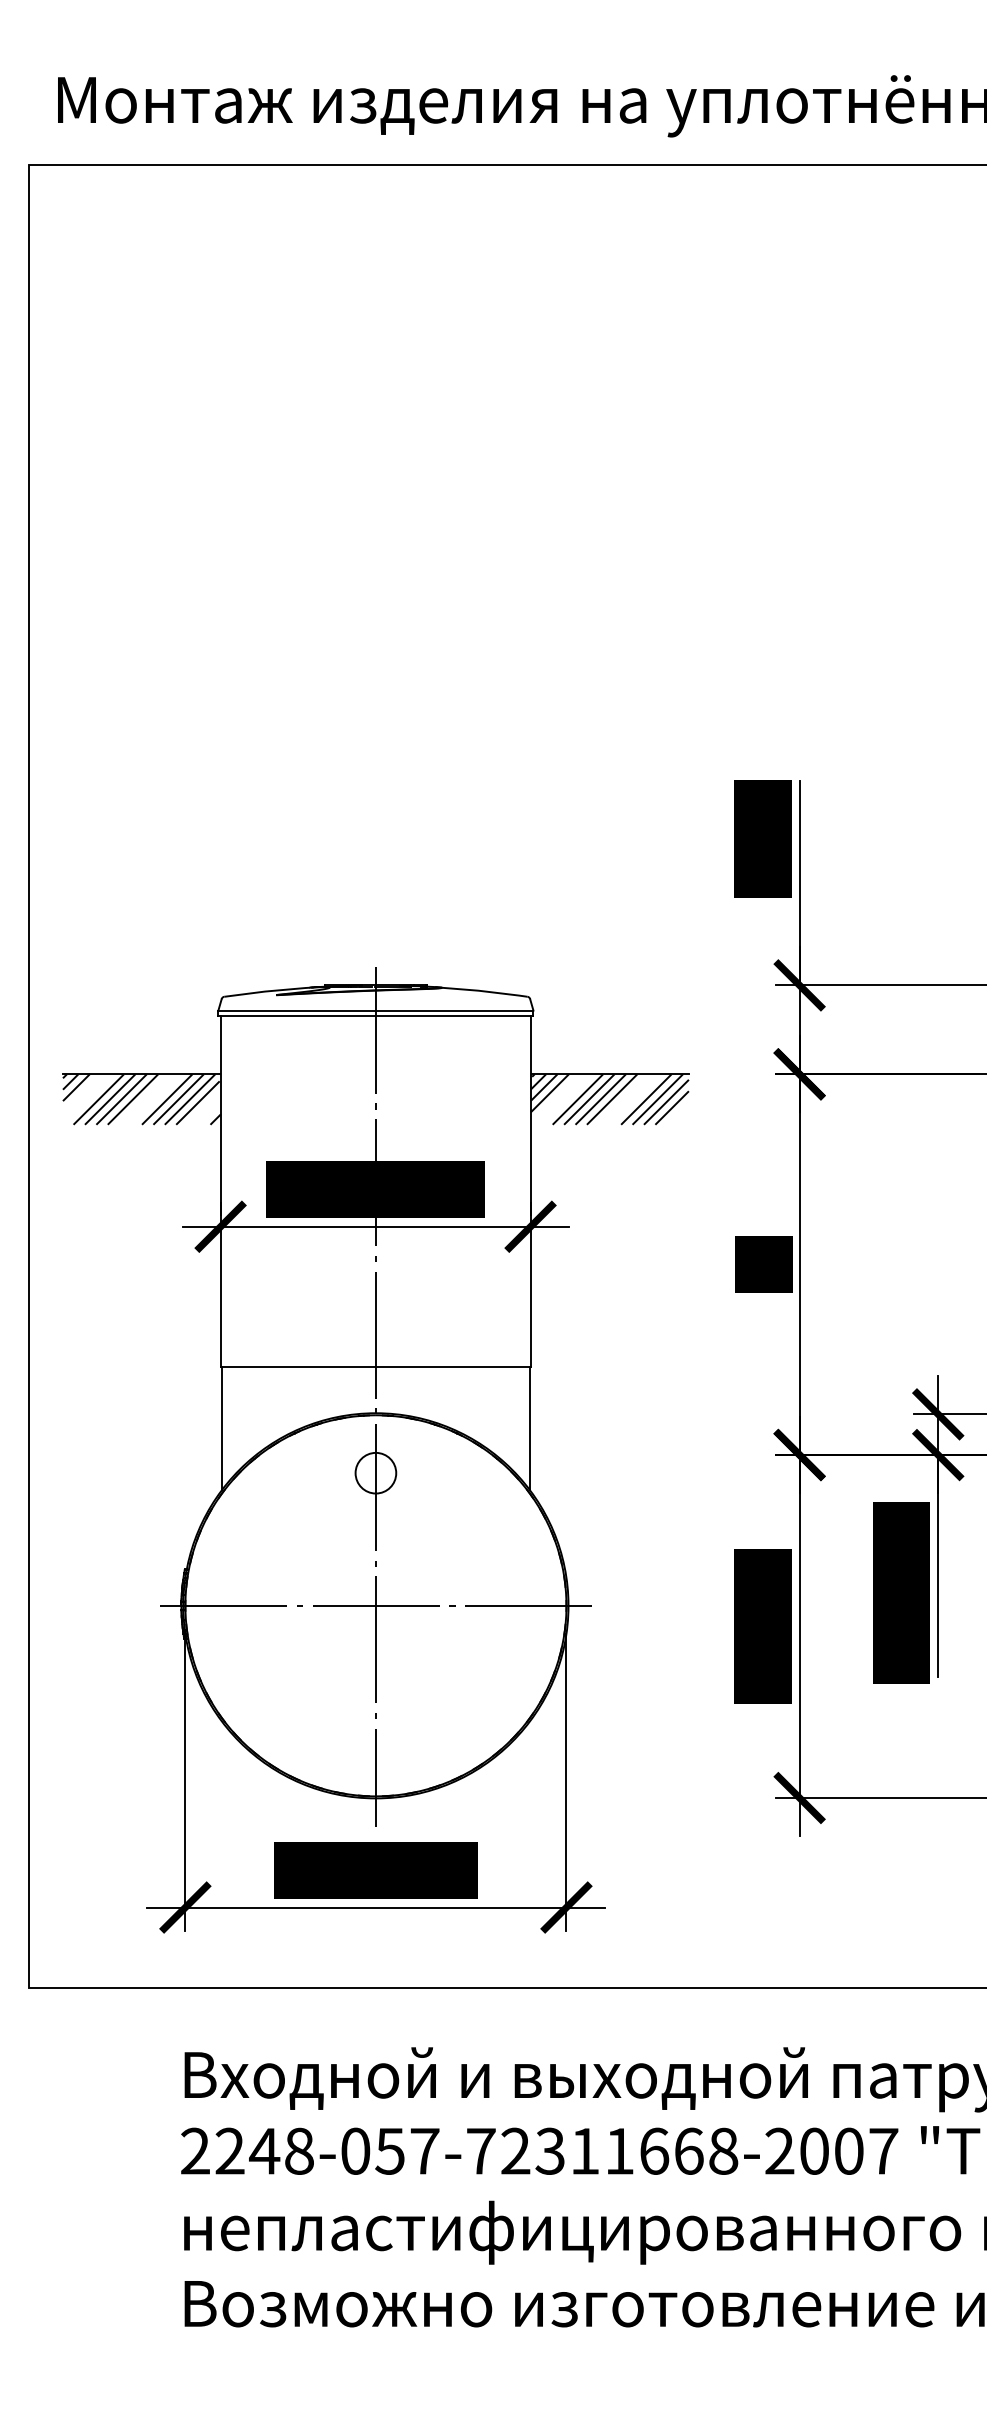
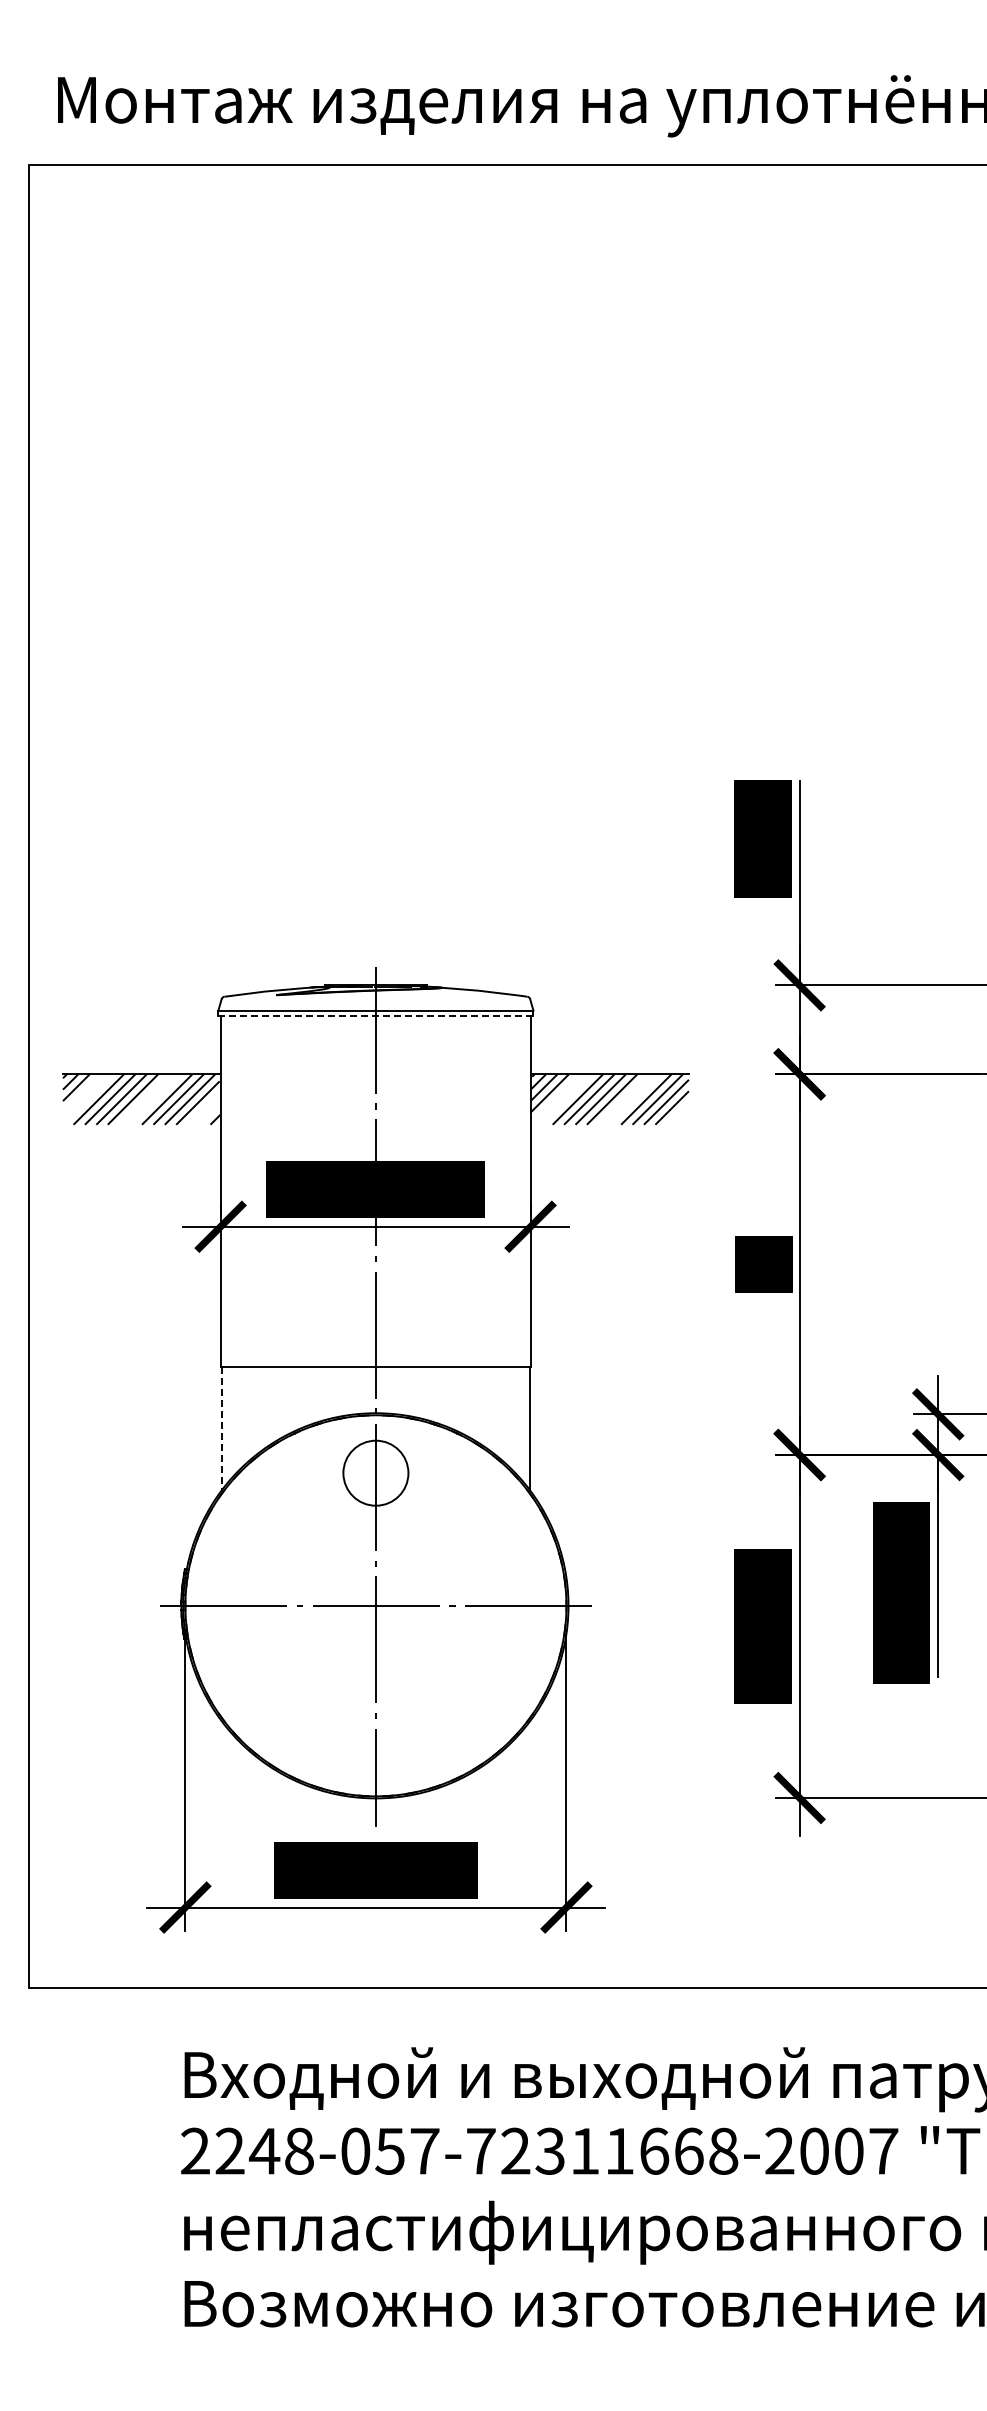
line: solid -> dashed (375, 1016)
line: solid -> dashed (222, 1428)
circle diameter: 41 px -> 65 px (375, 1472)
